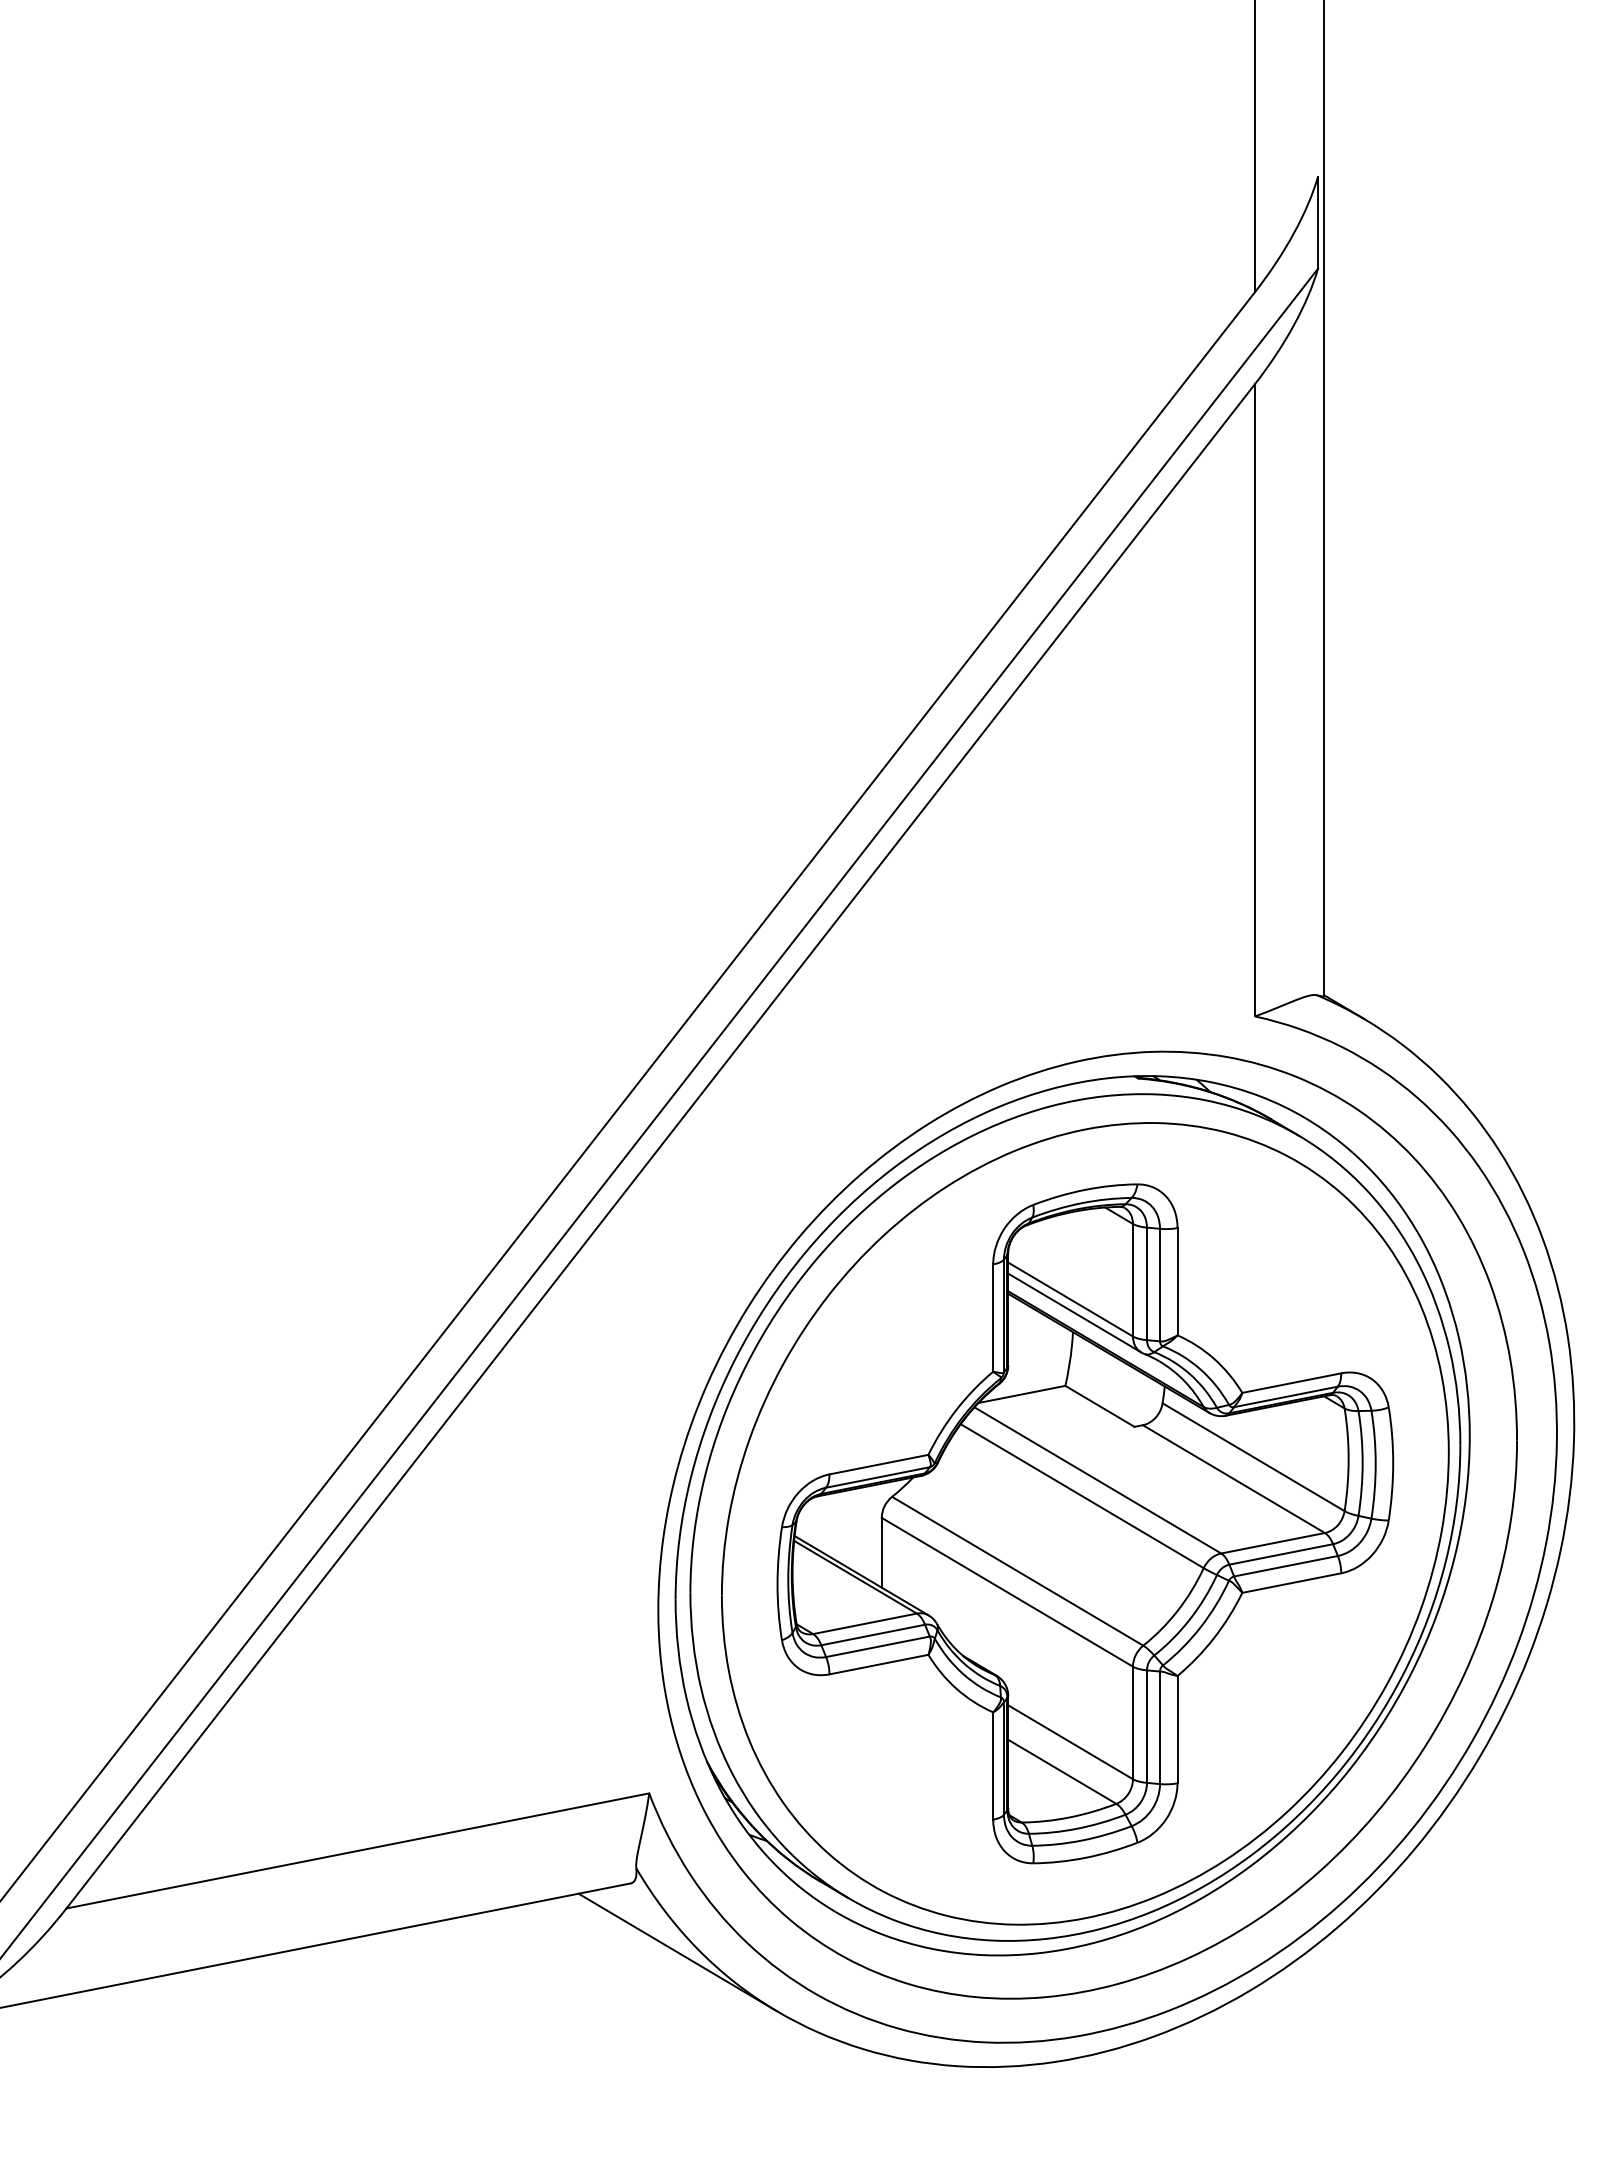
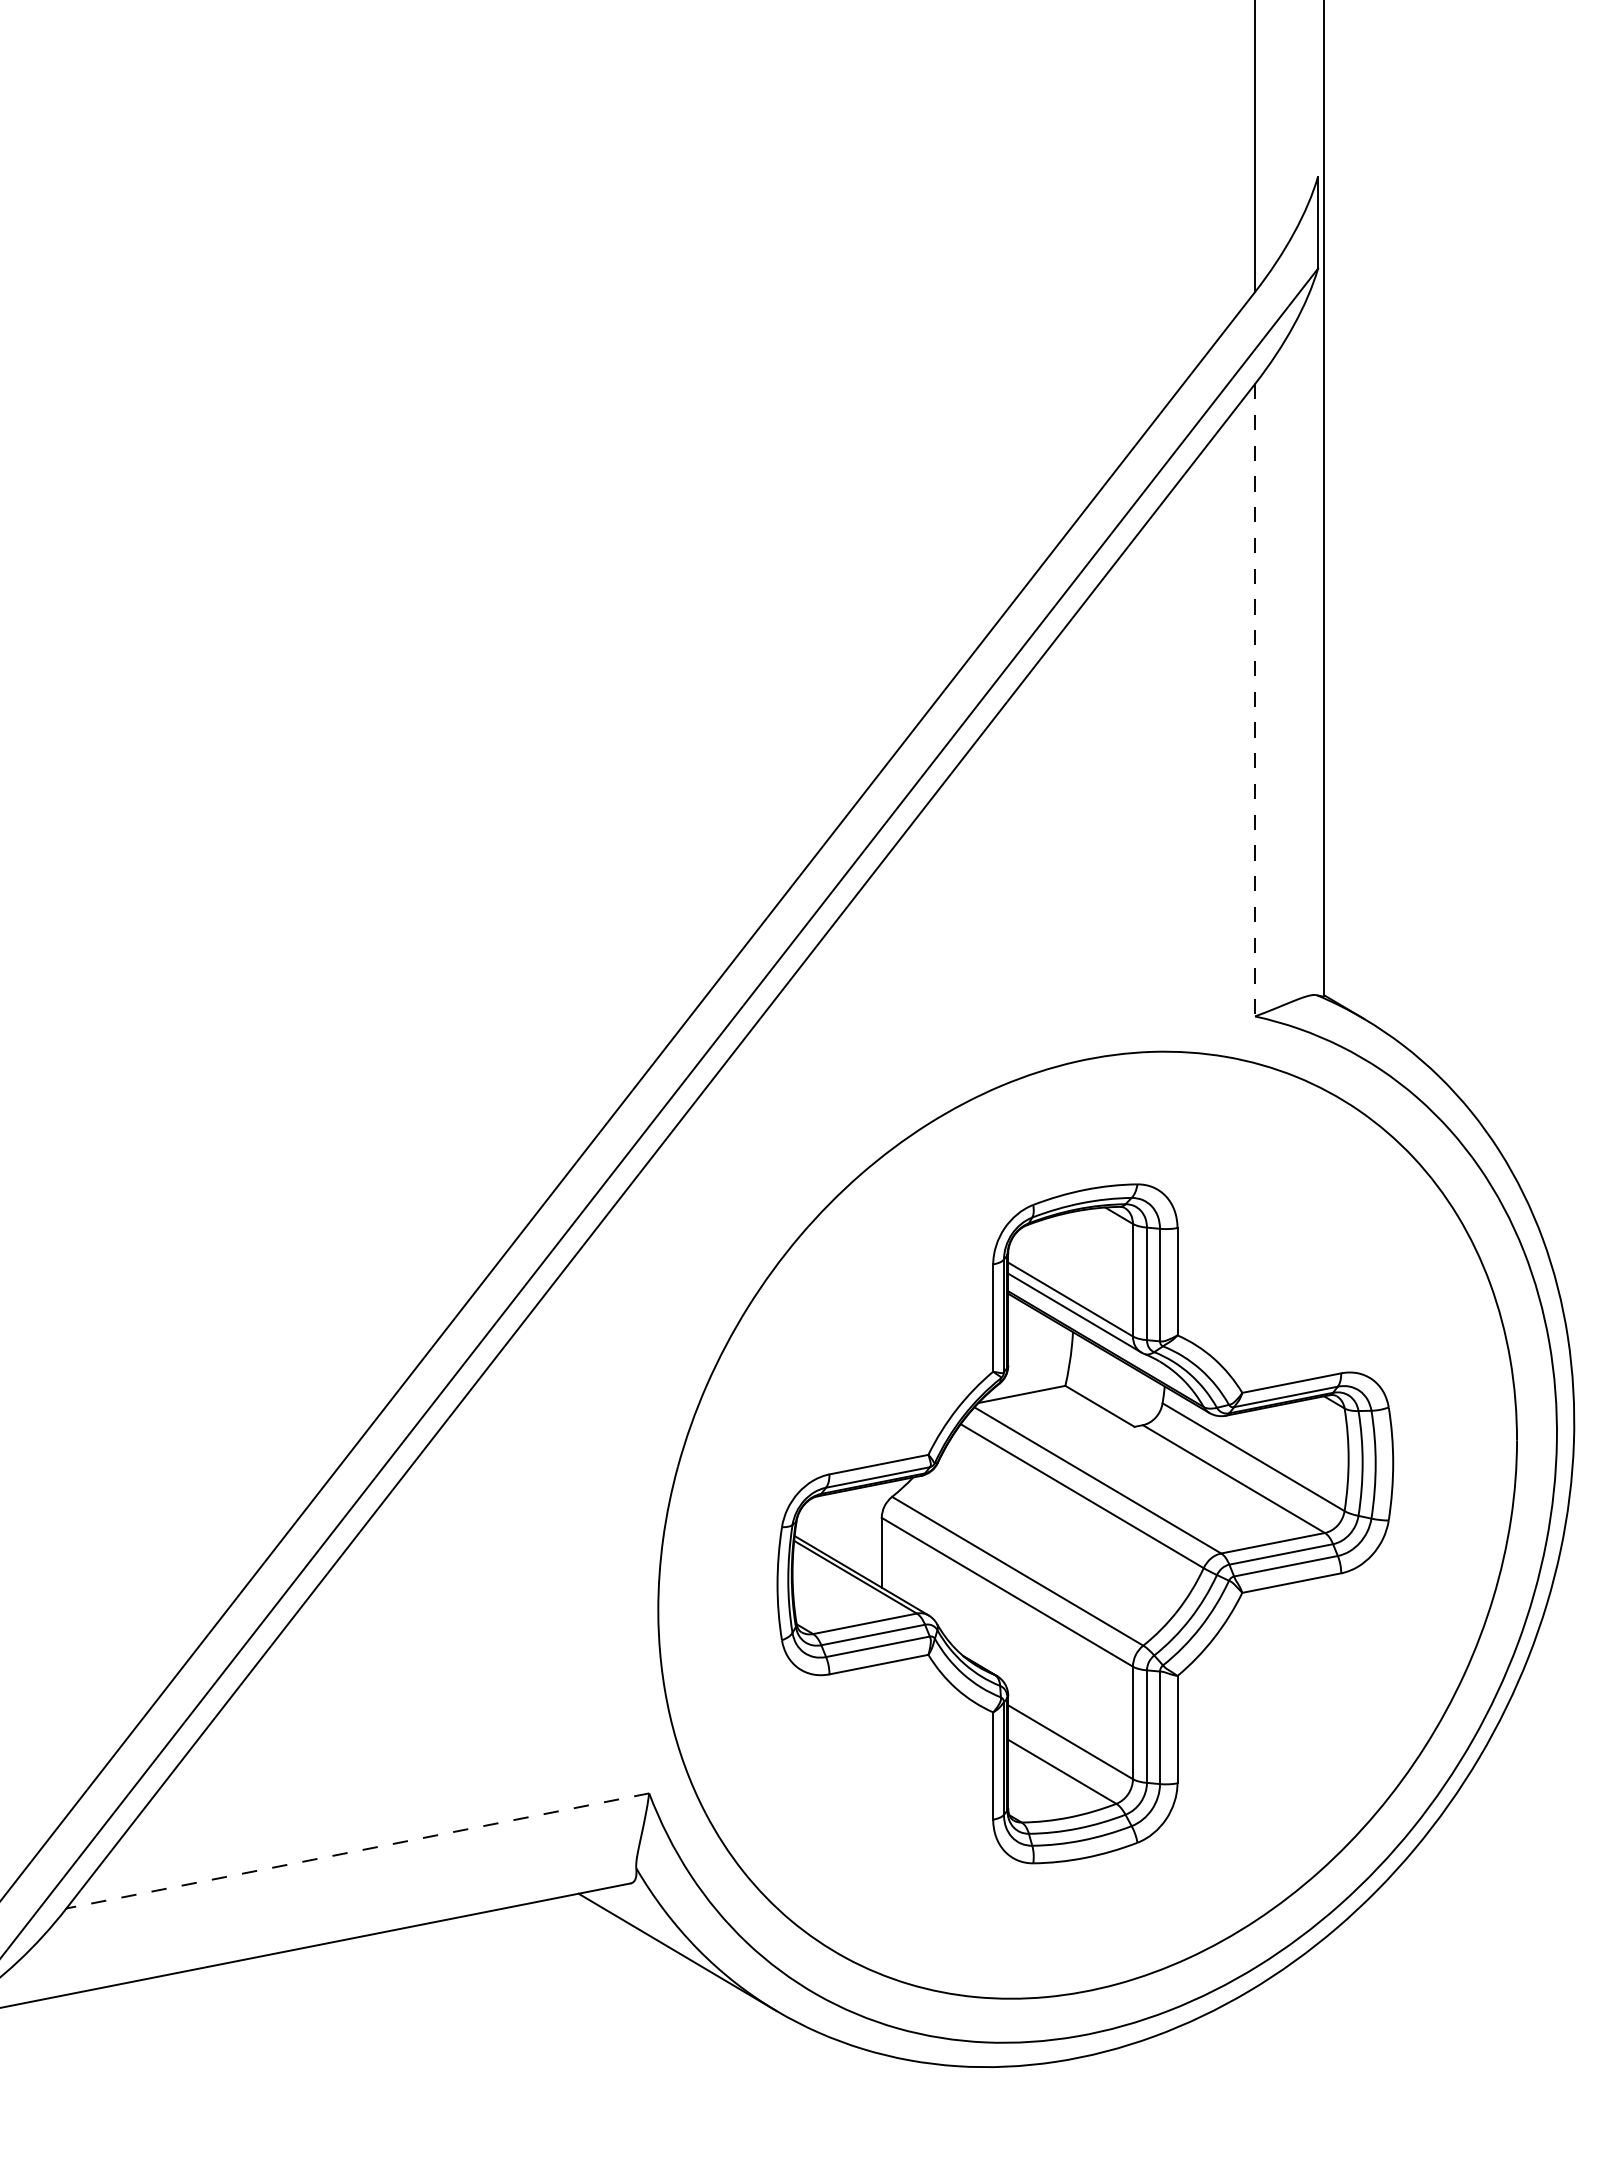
line: solid -> dashed (1255, 700)
part: present -> none (1072, 1515)
line: solid -> dashed (357, 1851)
